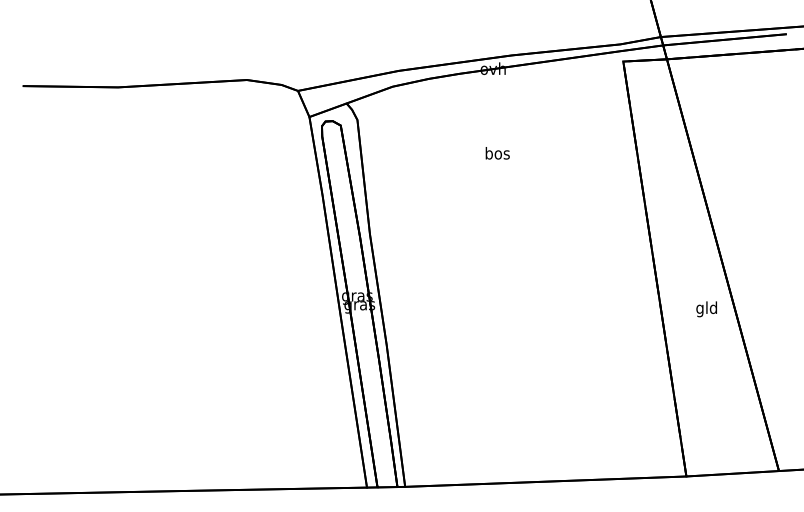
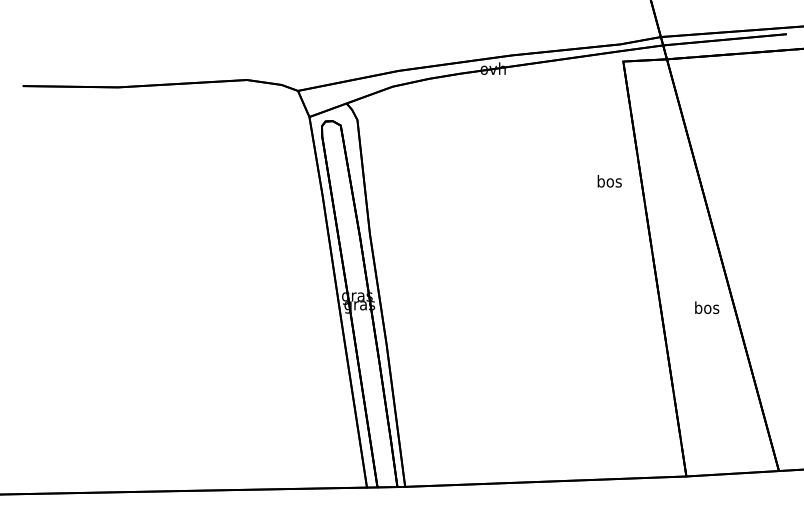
text position: (497, 153) -> (609, 181) (609, 181)
text: gld -> bos (707, 309)
